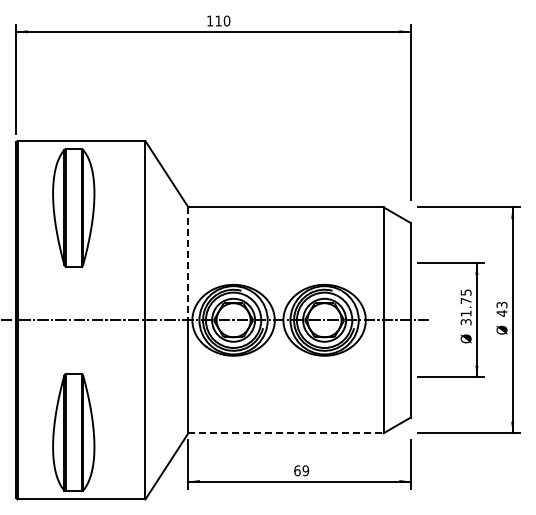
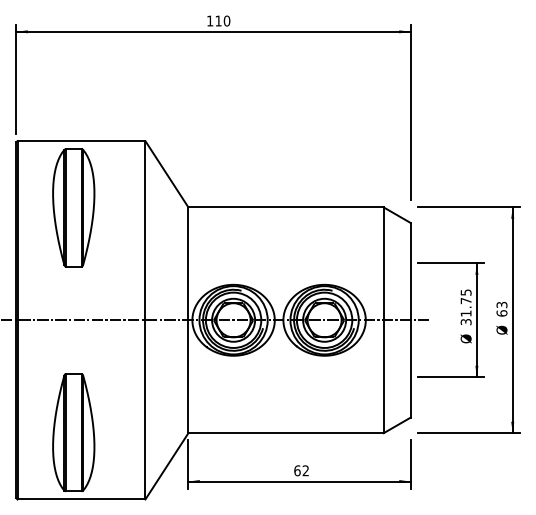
line: dashed -> solid (188, 264)
text: 43 -> 63 (501, 313)
line: dashed -> solid (286, 433)
text: 69 -> 62 (305, 470)
